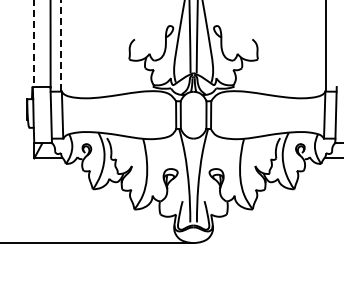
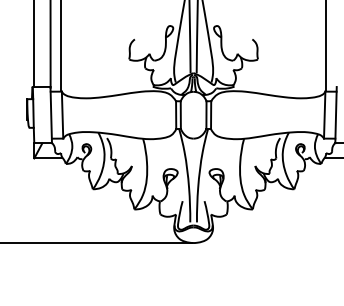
line: dashed -> solid (34, 44)
line: dashed -> solid (61, 45)
